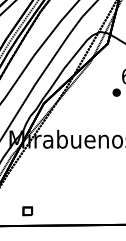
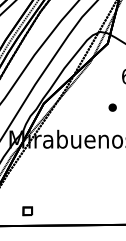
part position: (116, 92) -> (112, 107) (112, 107)
